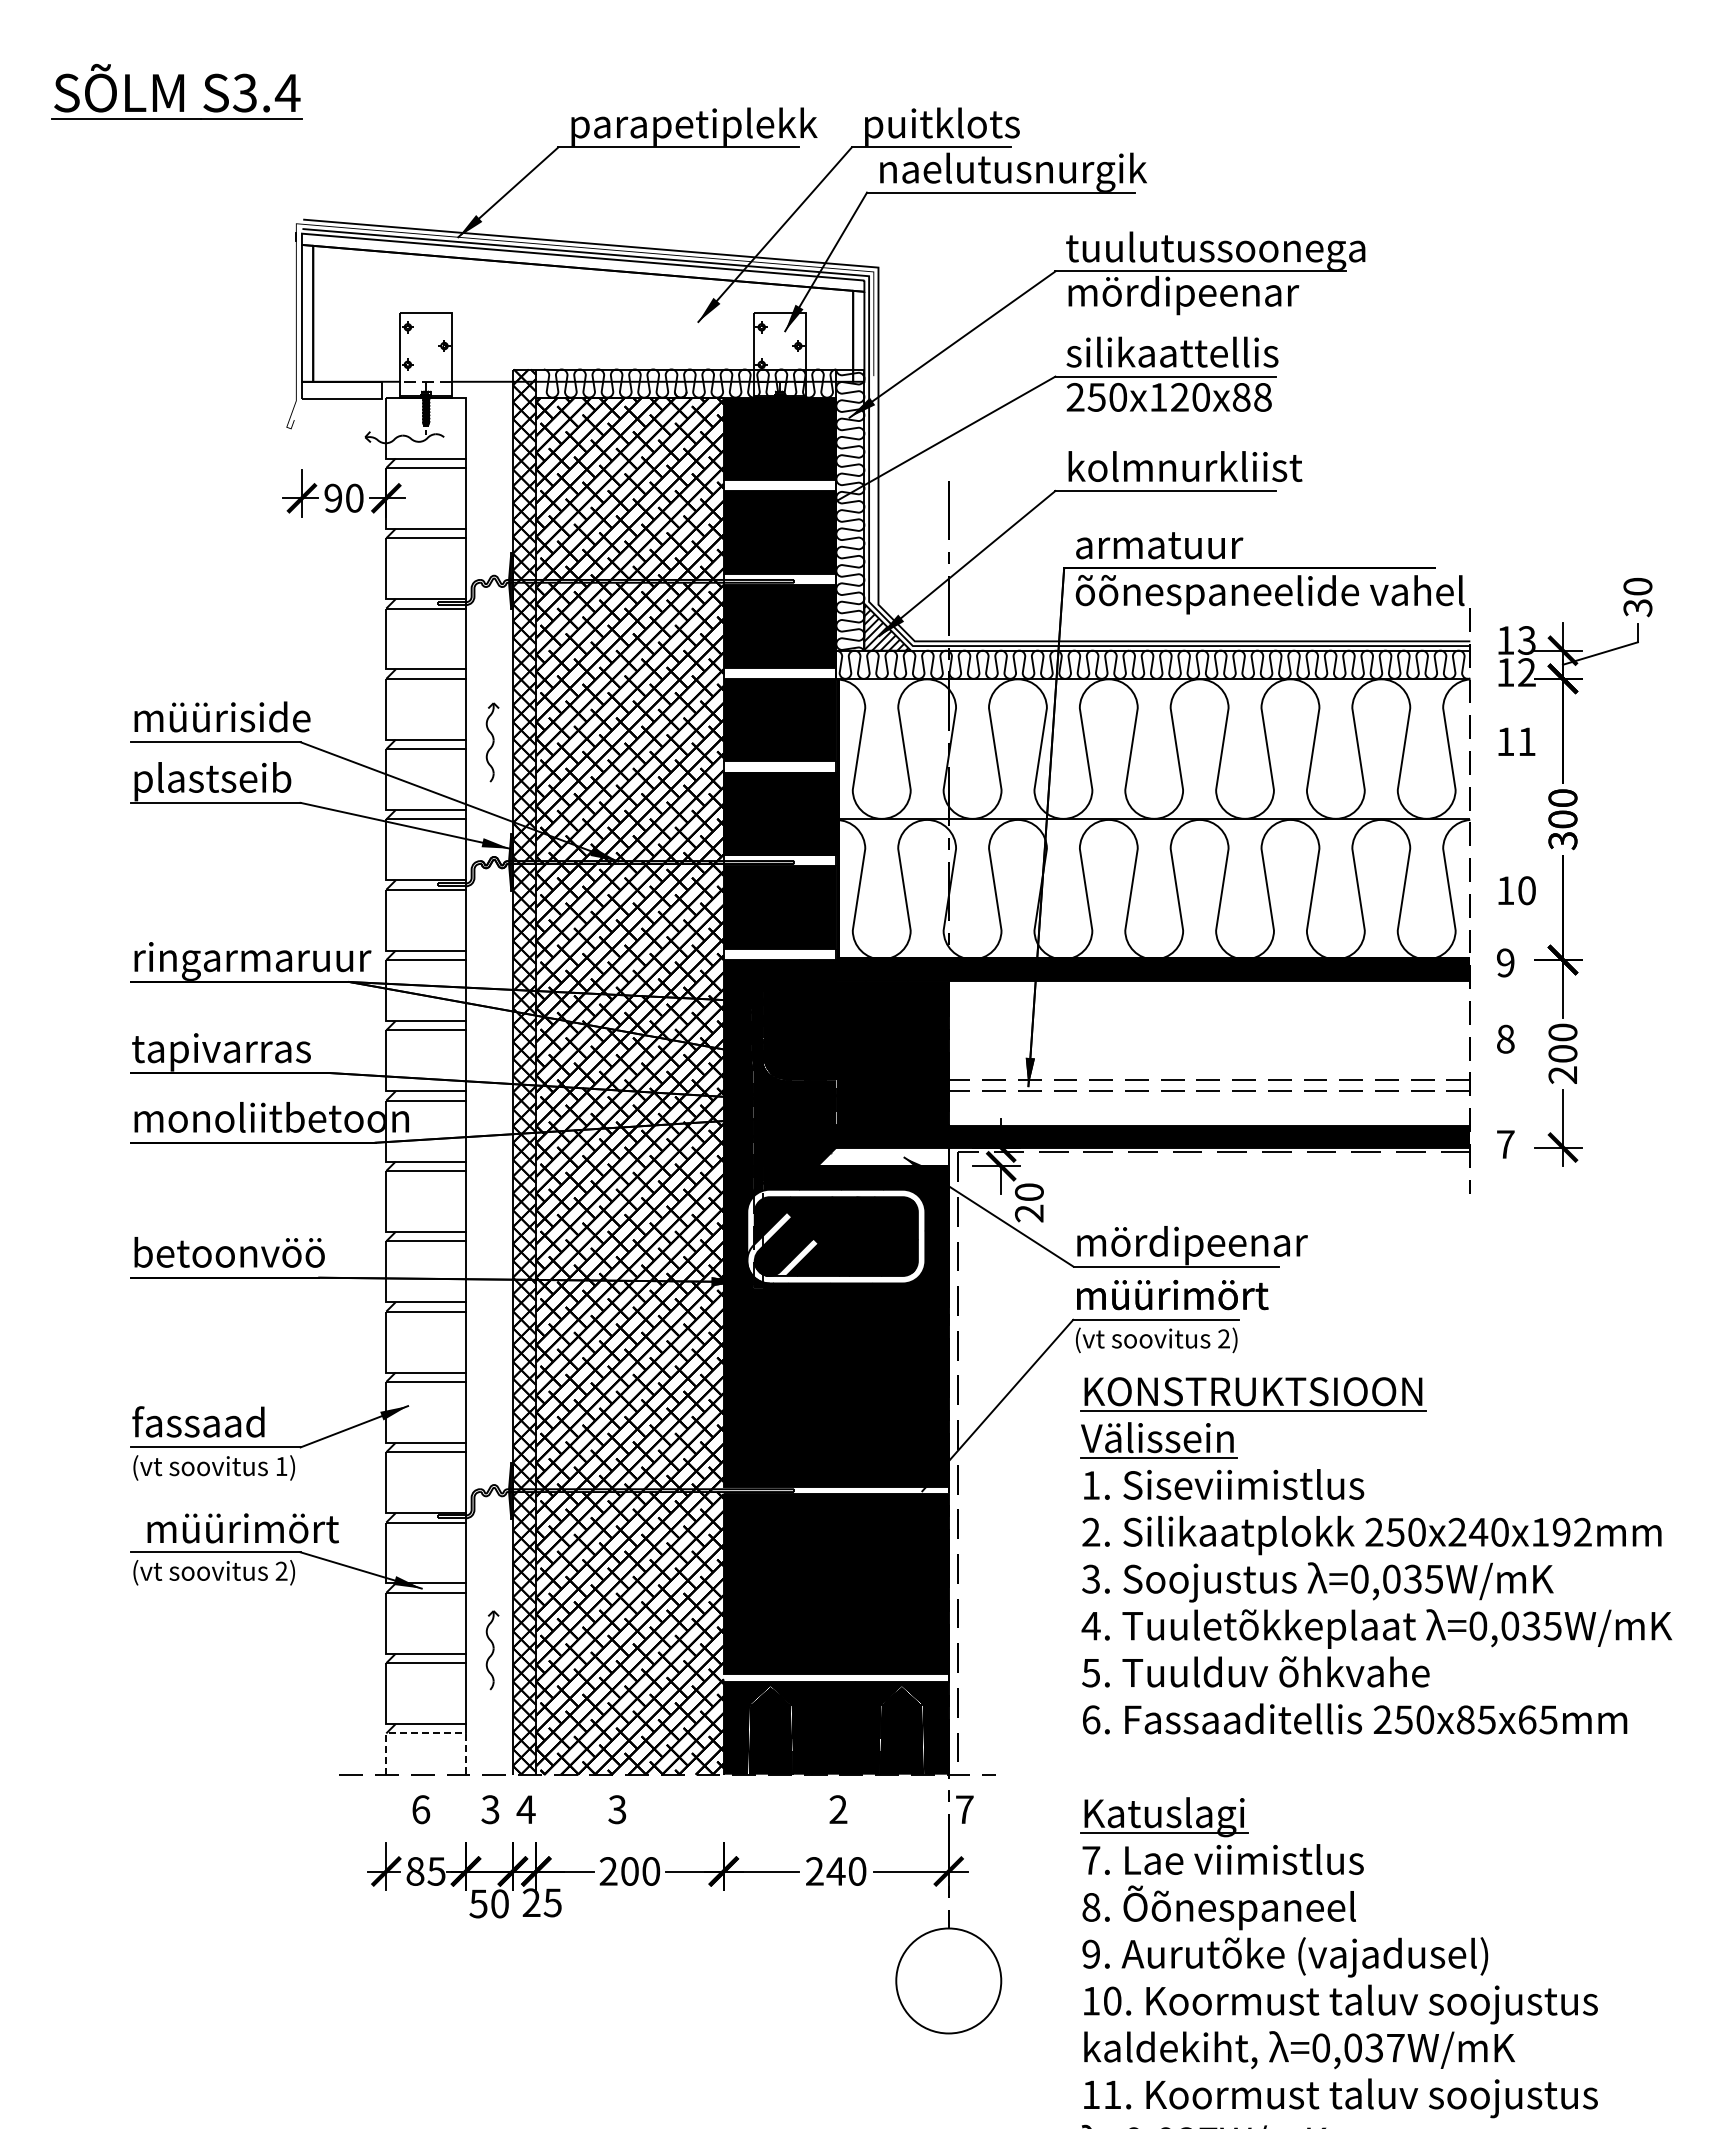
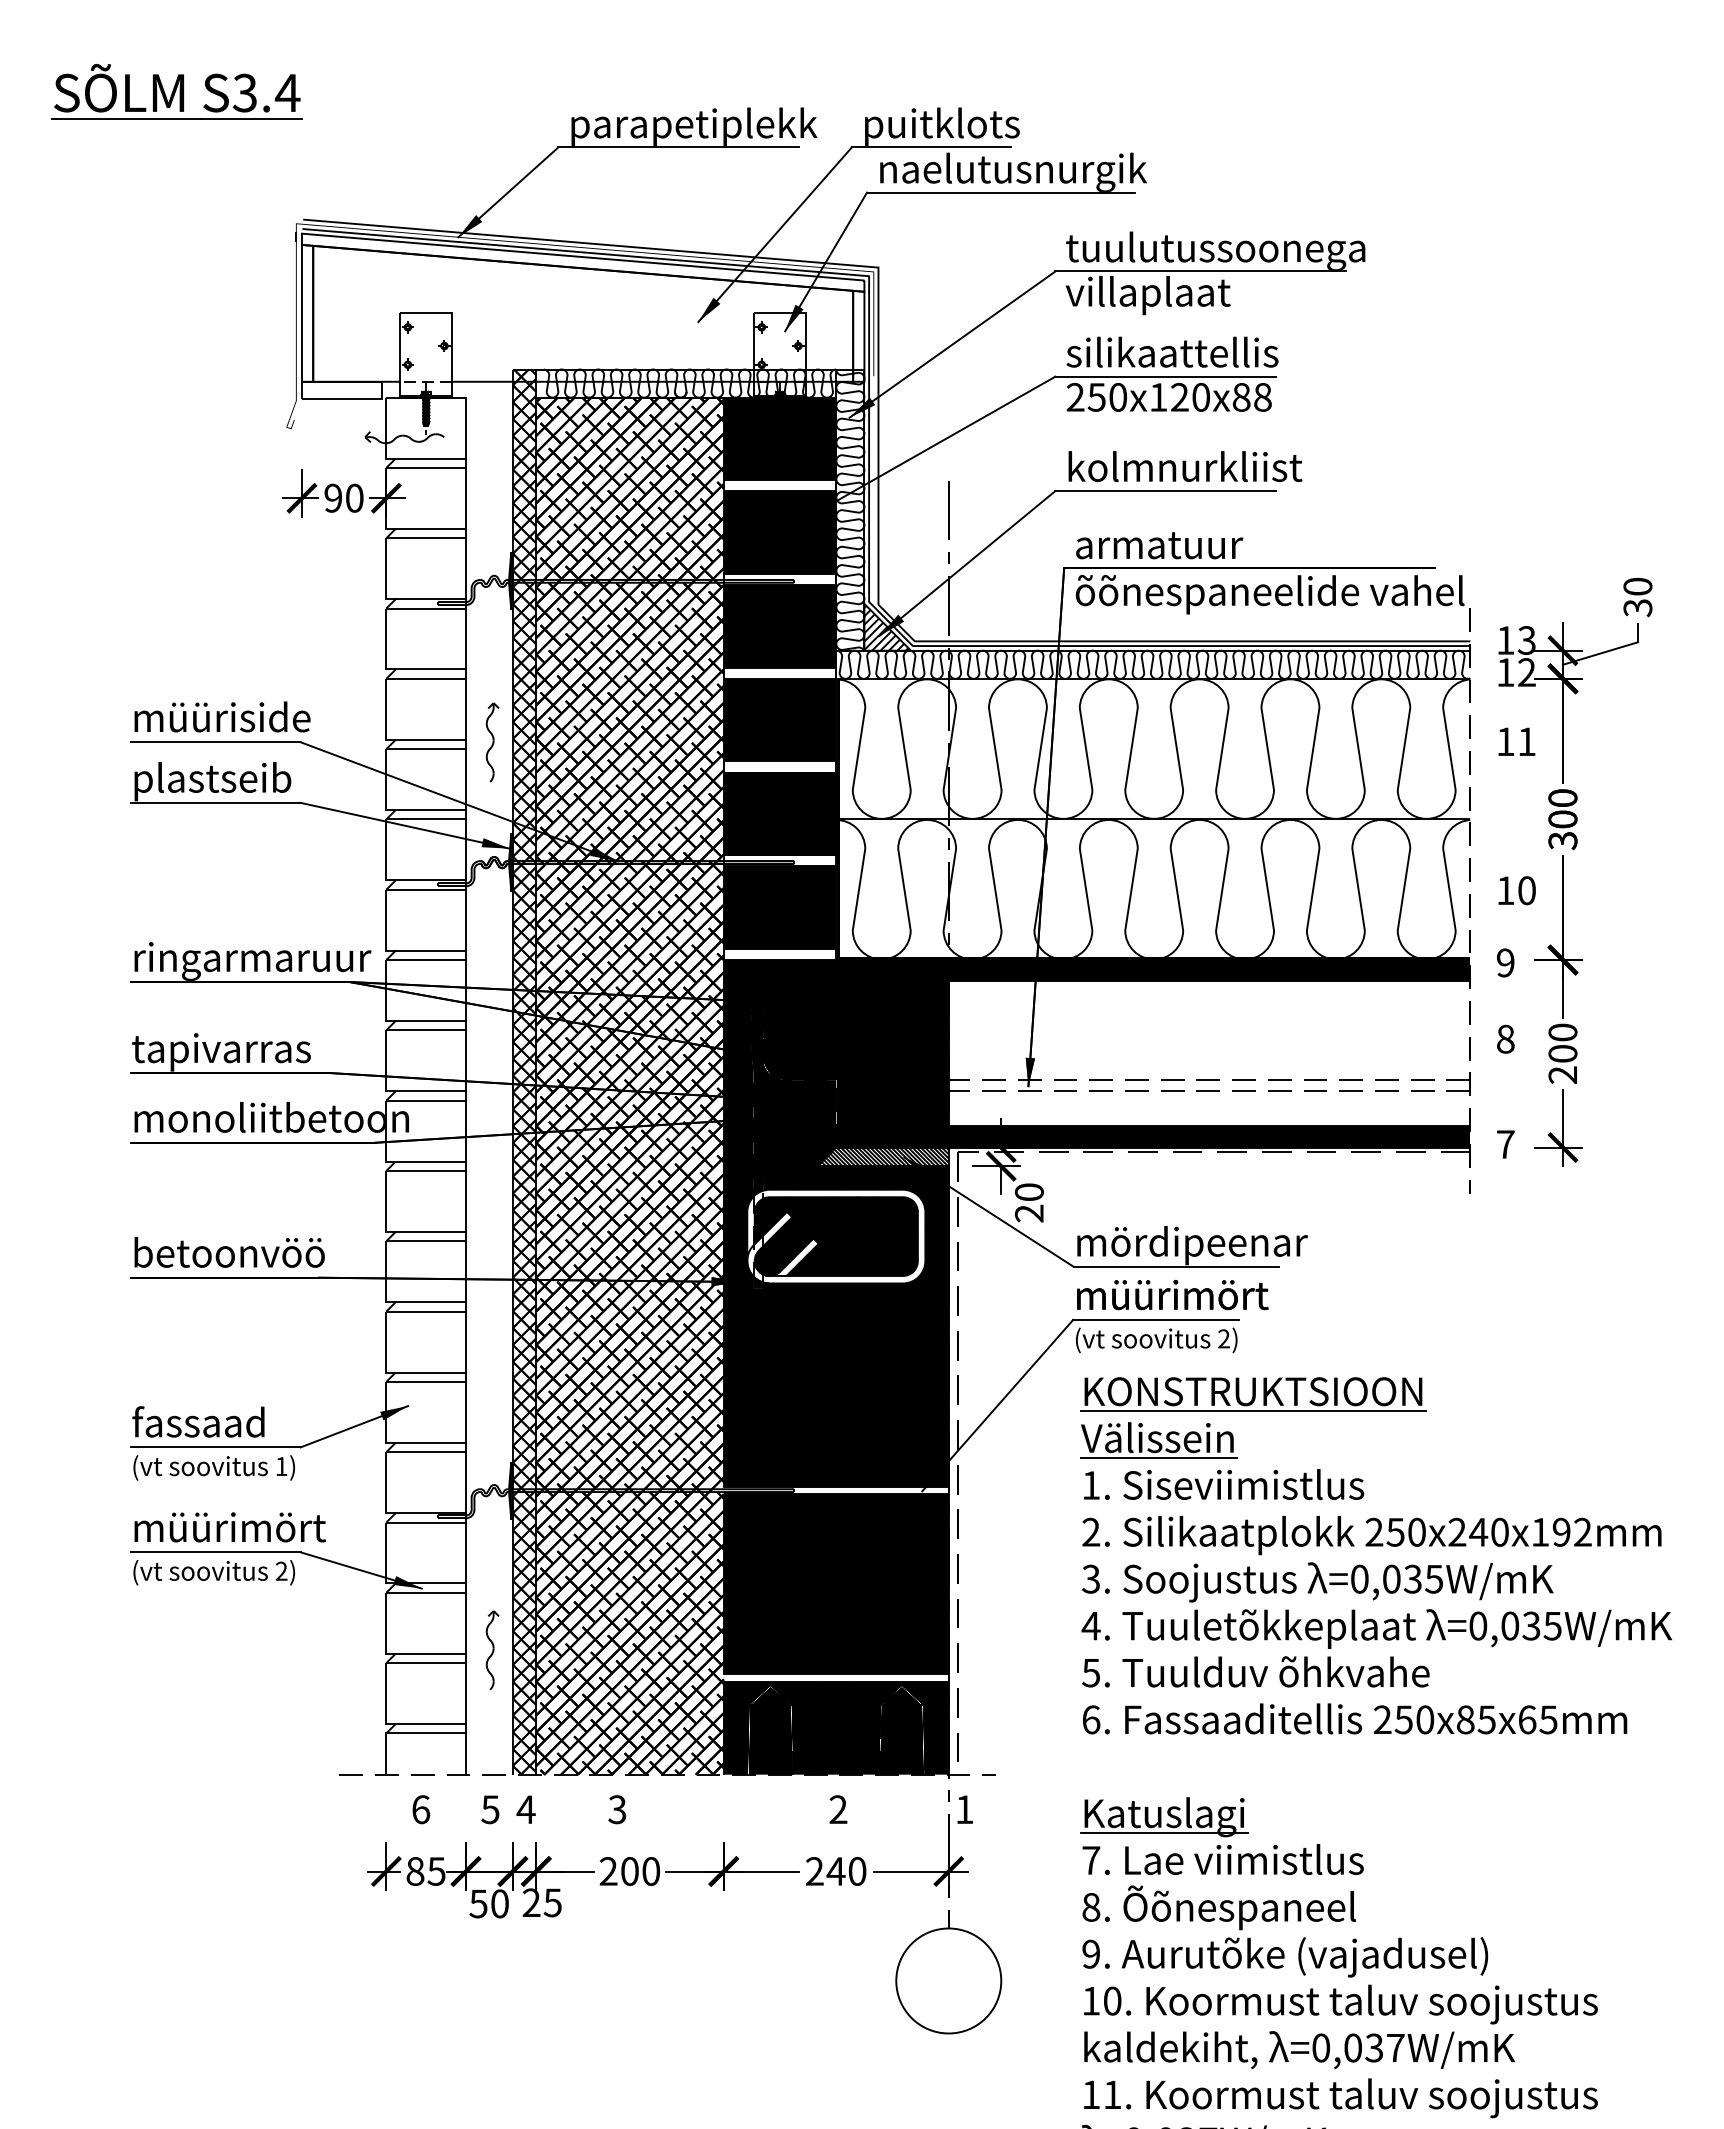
text: mördipeenar -> villaplaat (1182, 295)
hatch: none -> present (882, 1156)
text position: (242, 1528) -> (229, 1527) (229, 1527)
line: dashed -> solid (426, 1733)
text: 3 -> 5 (490, 1809)
text: 7 -> 1 (964, 1809)
